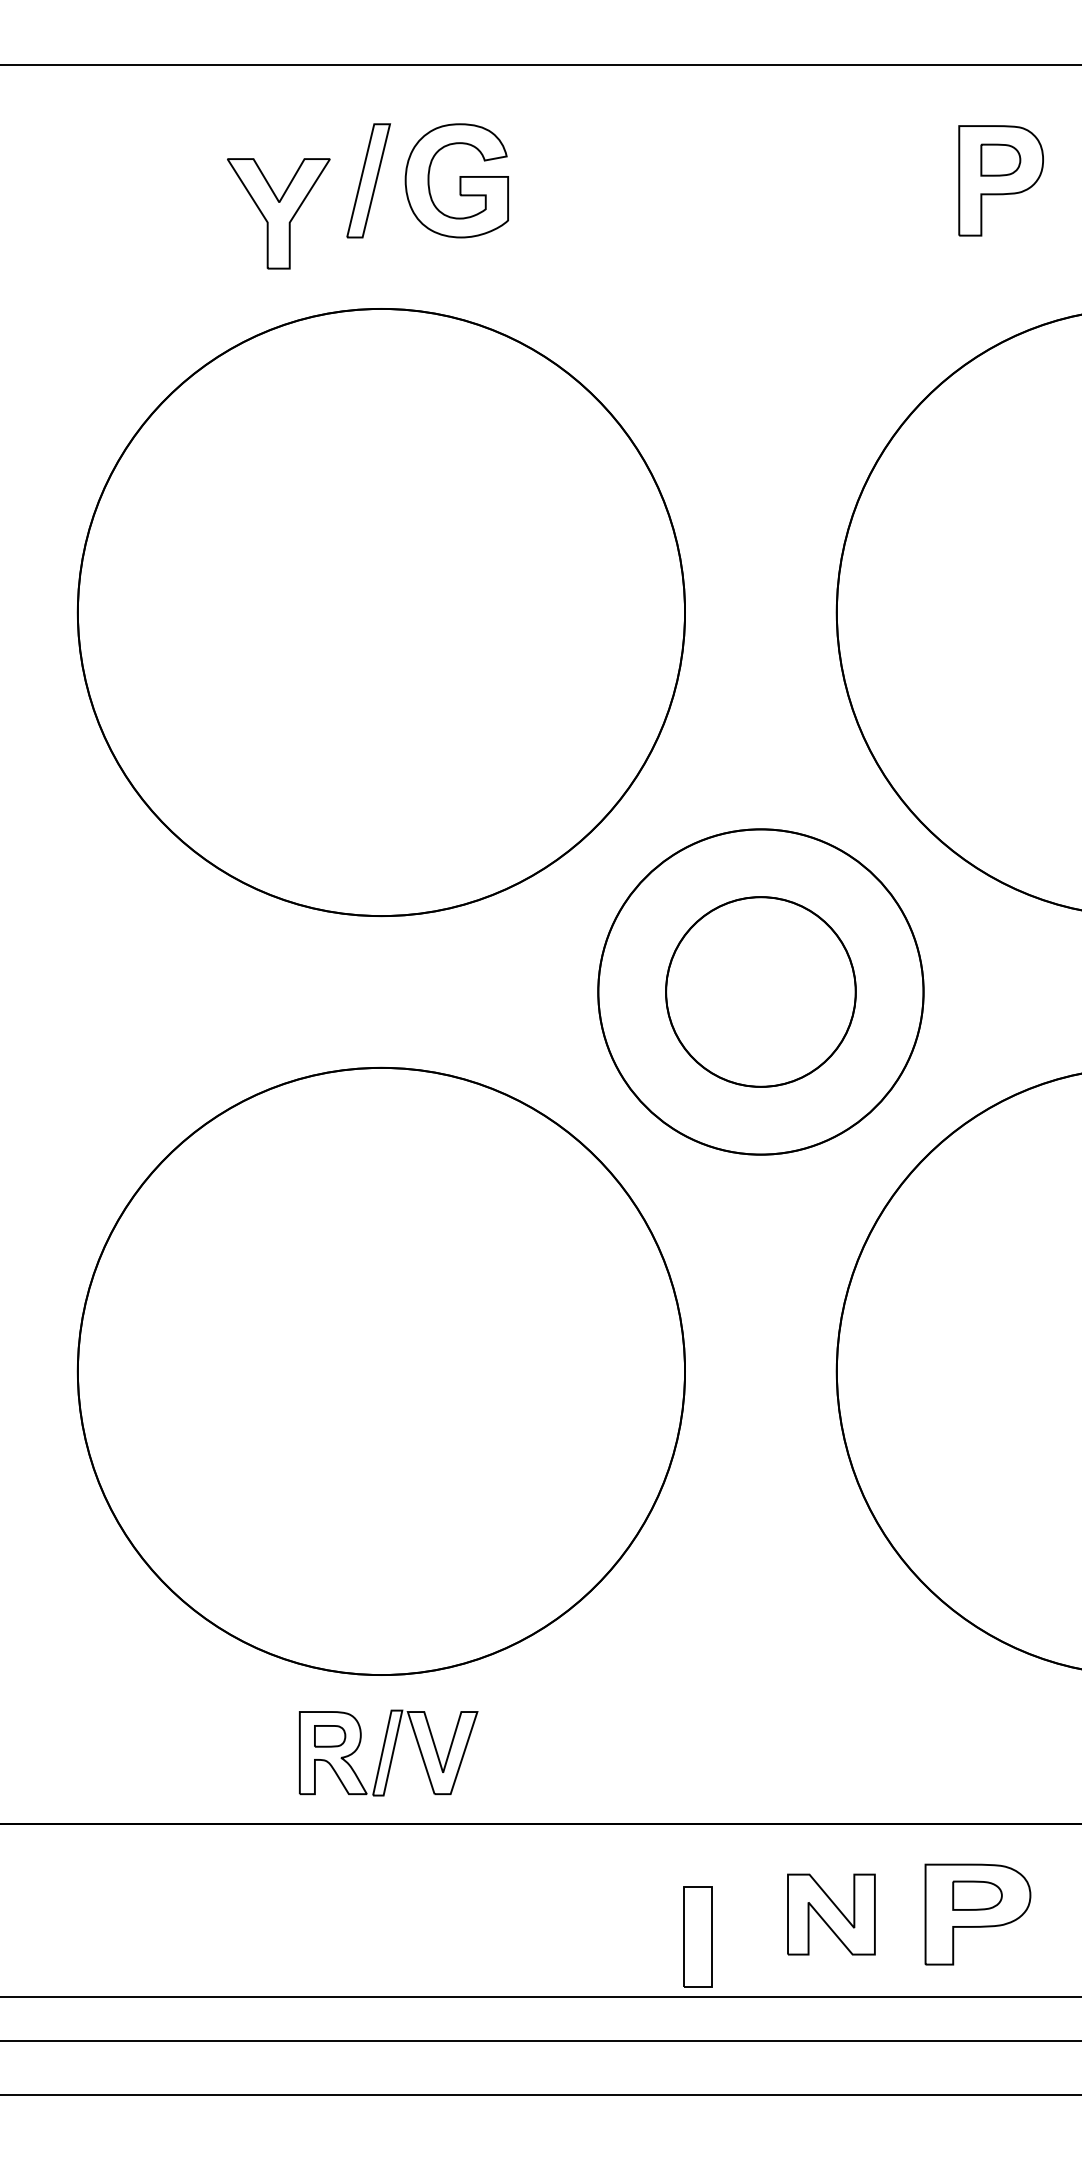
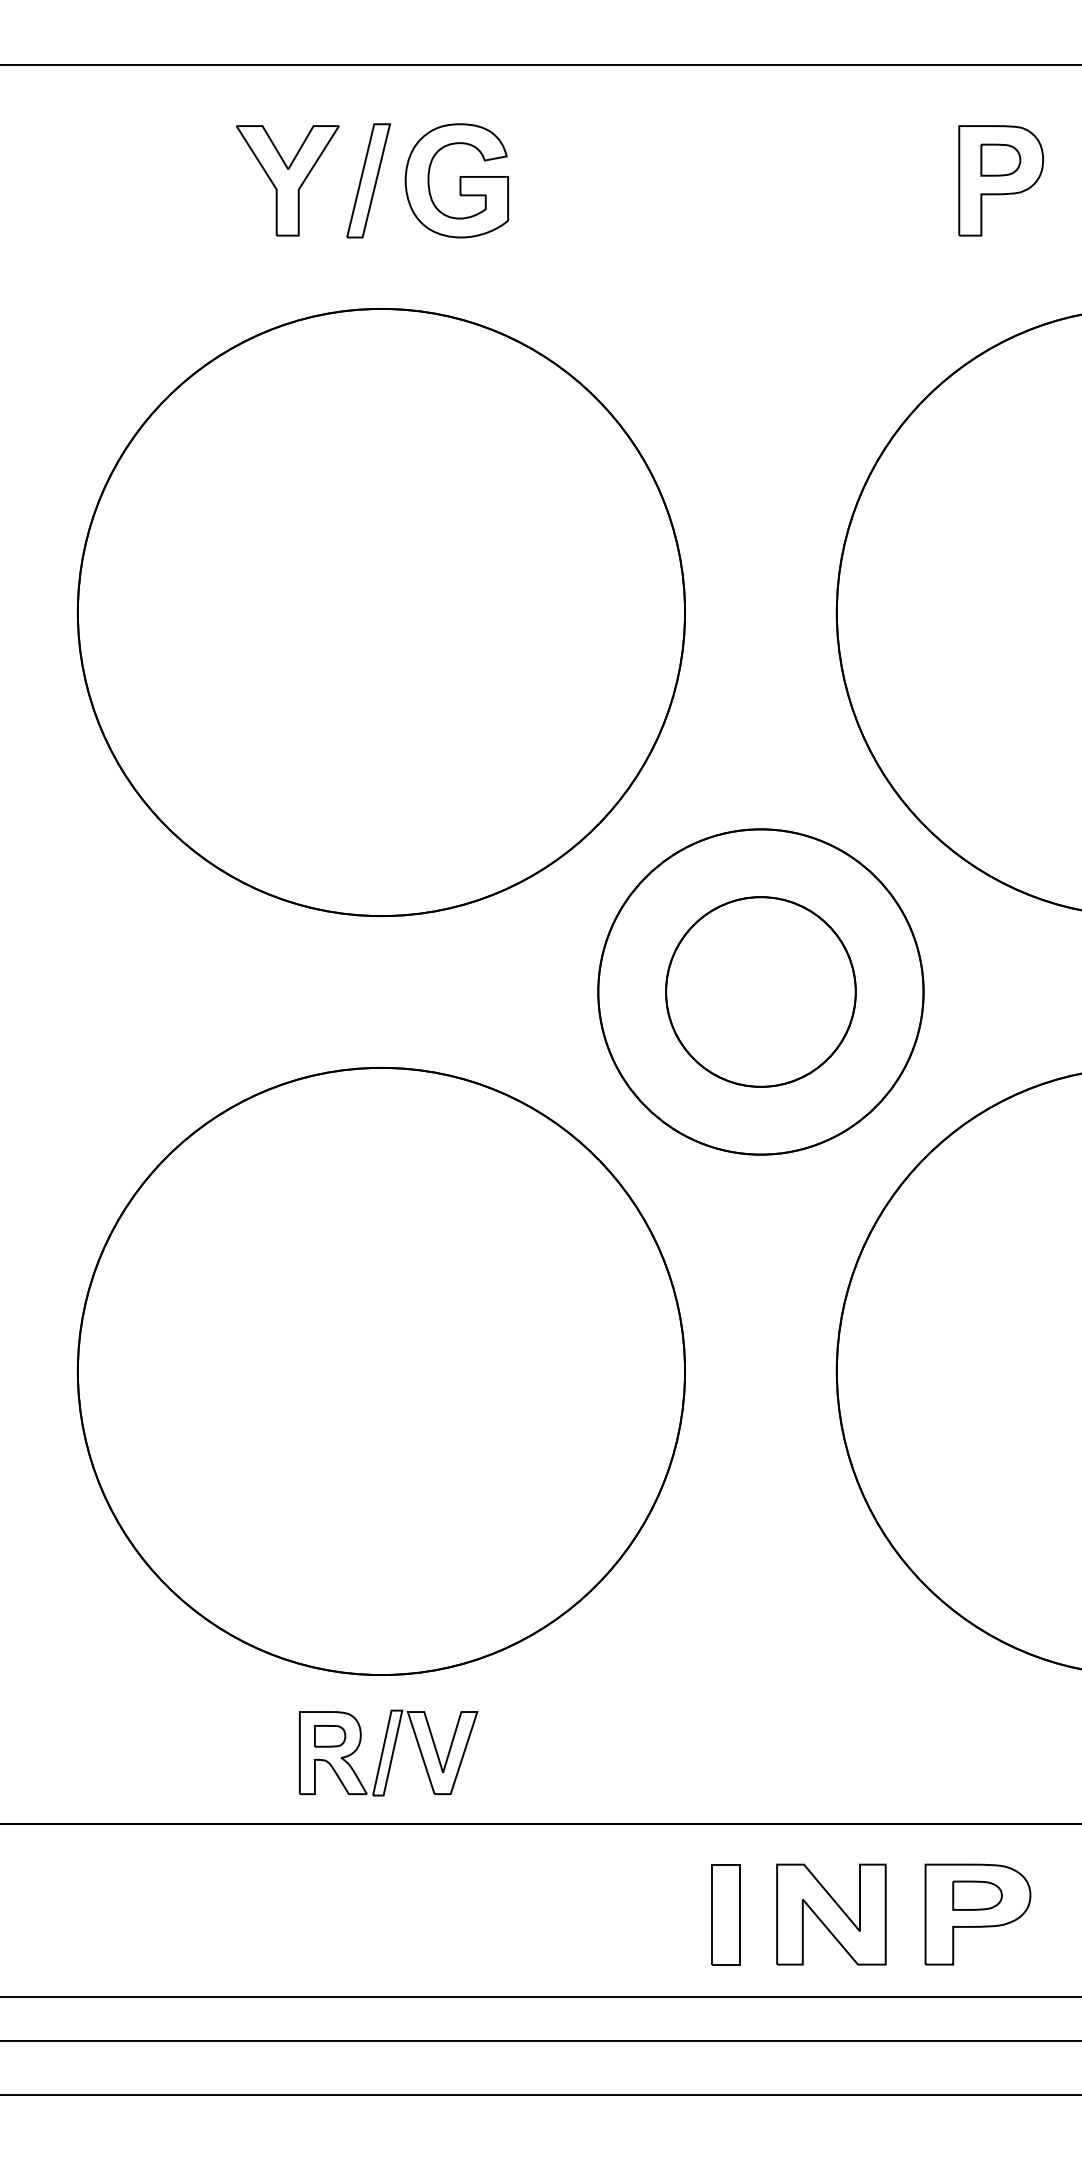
part position: (278, 213) -> (287, 180) (287, 180)
part size: 89x83 px -> 111x103 px (831, 1914)
part position: (697, 1936) -> (725, 1914) (725, 1914)
